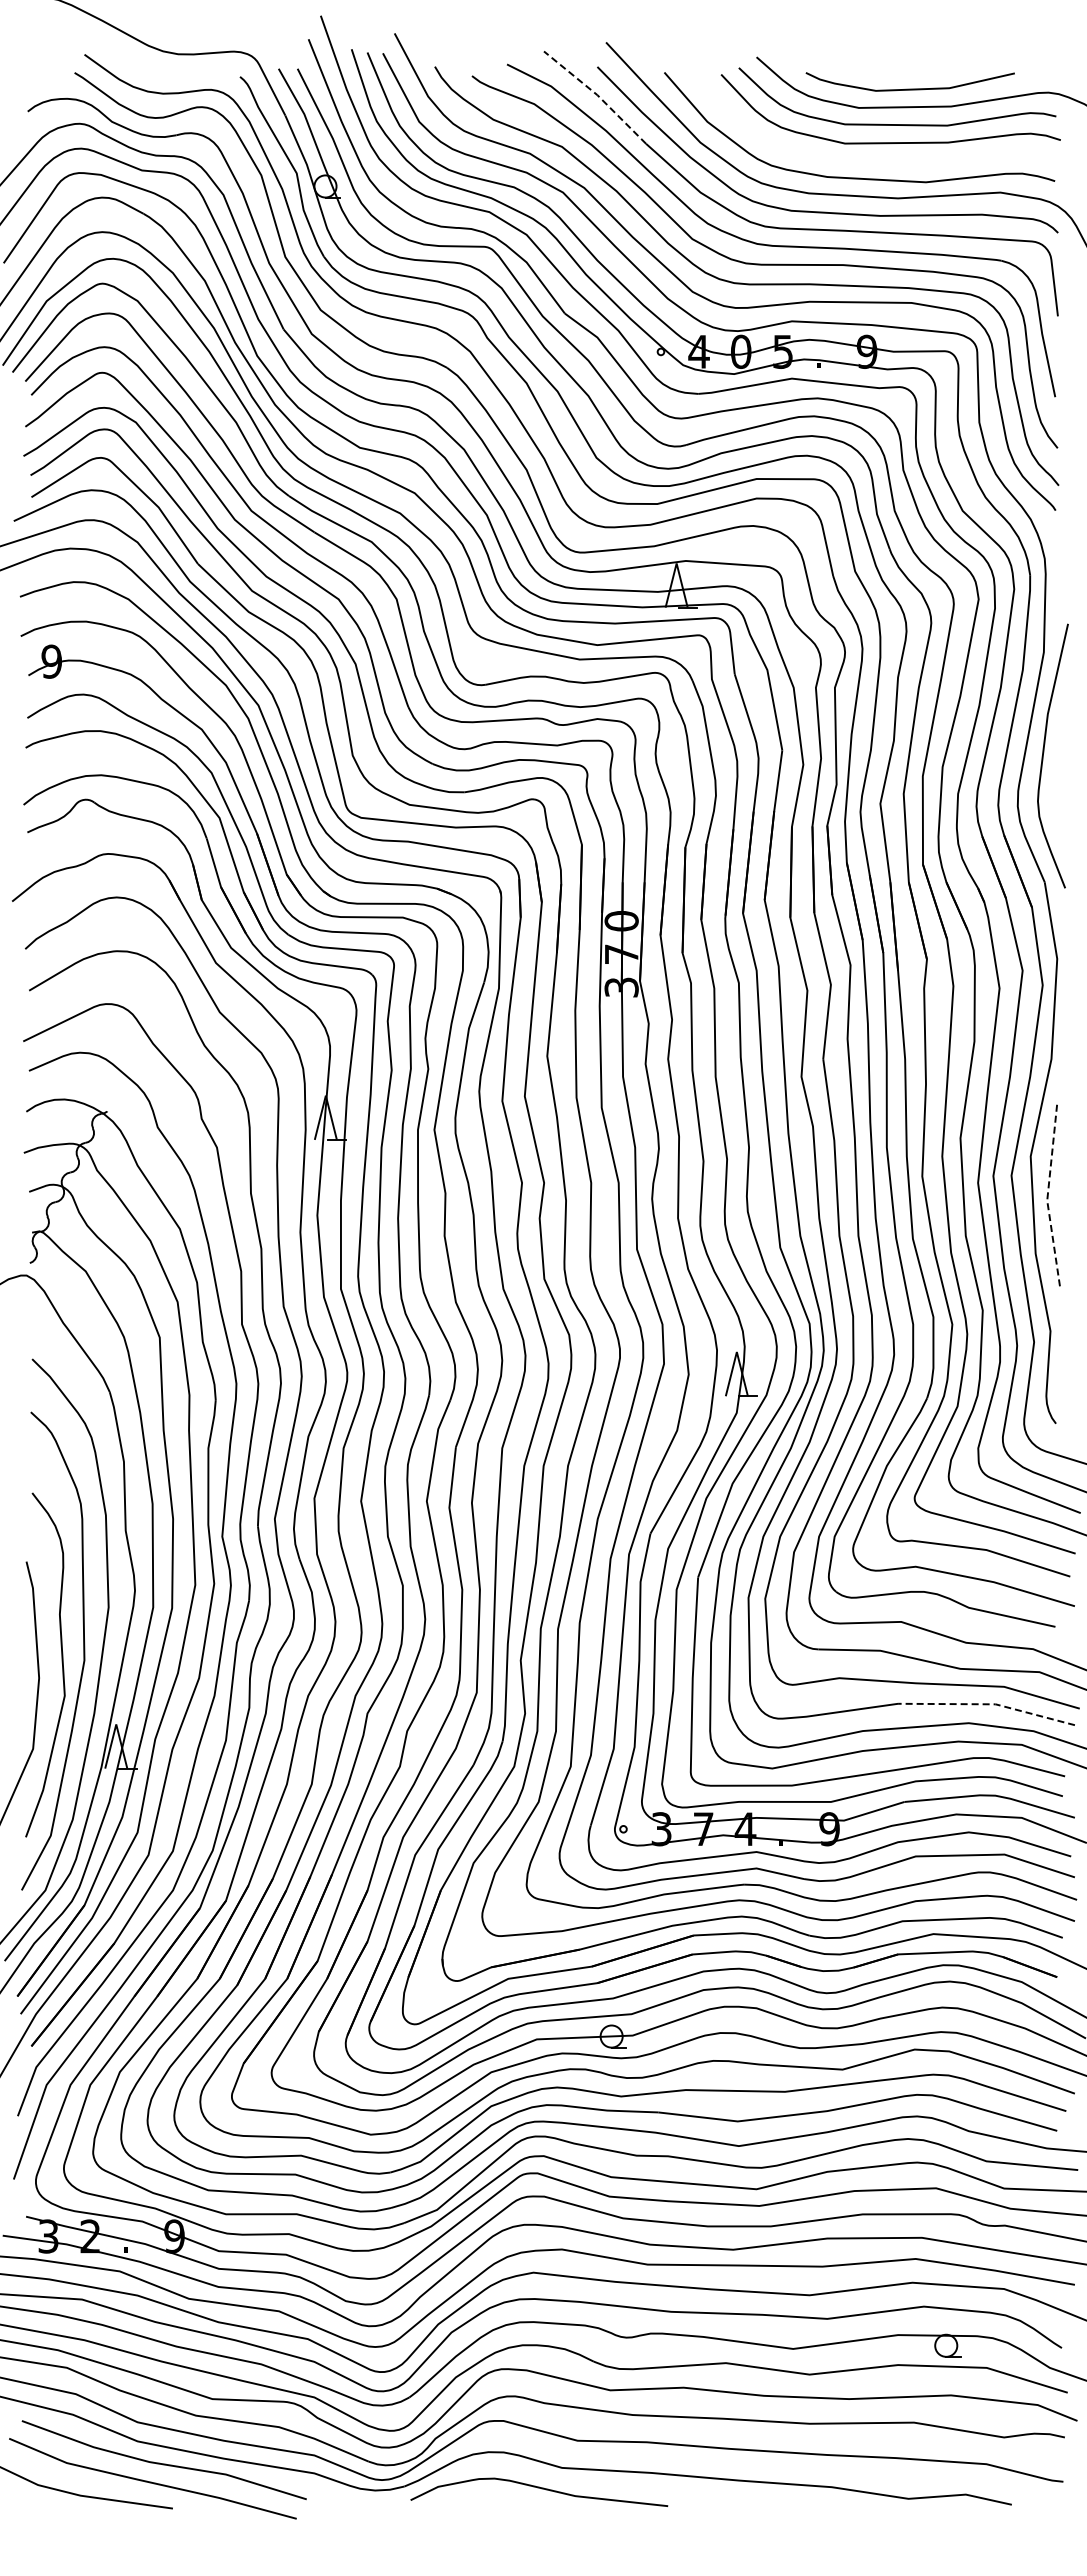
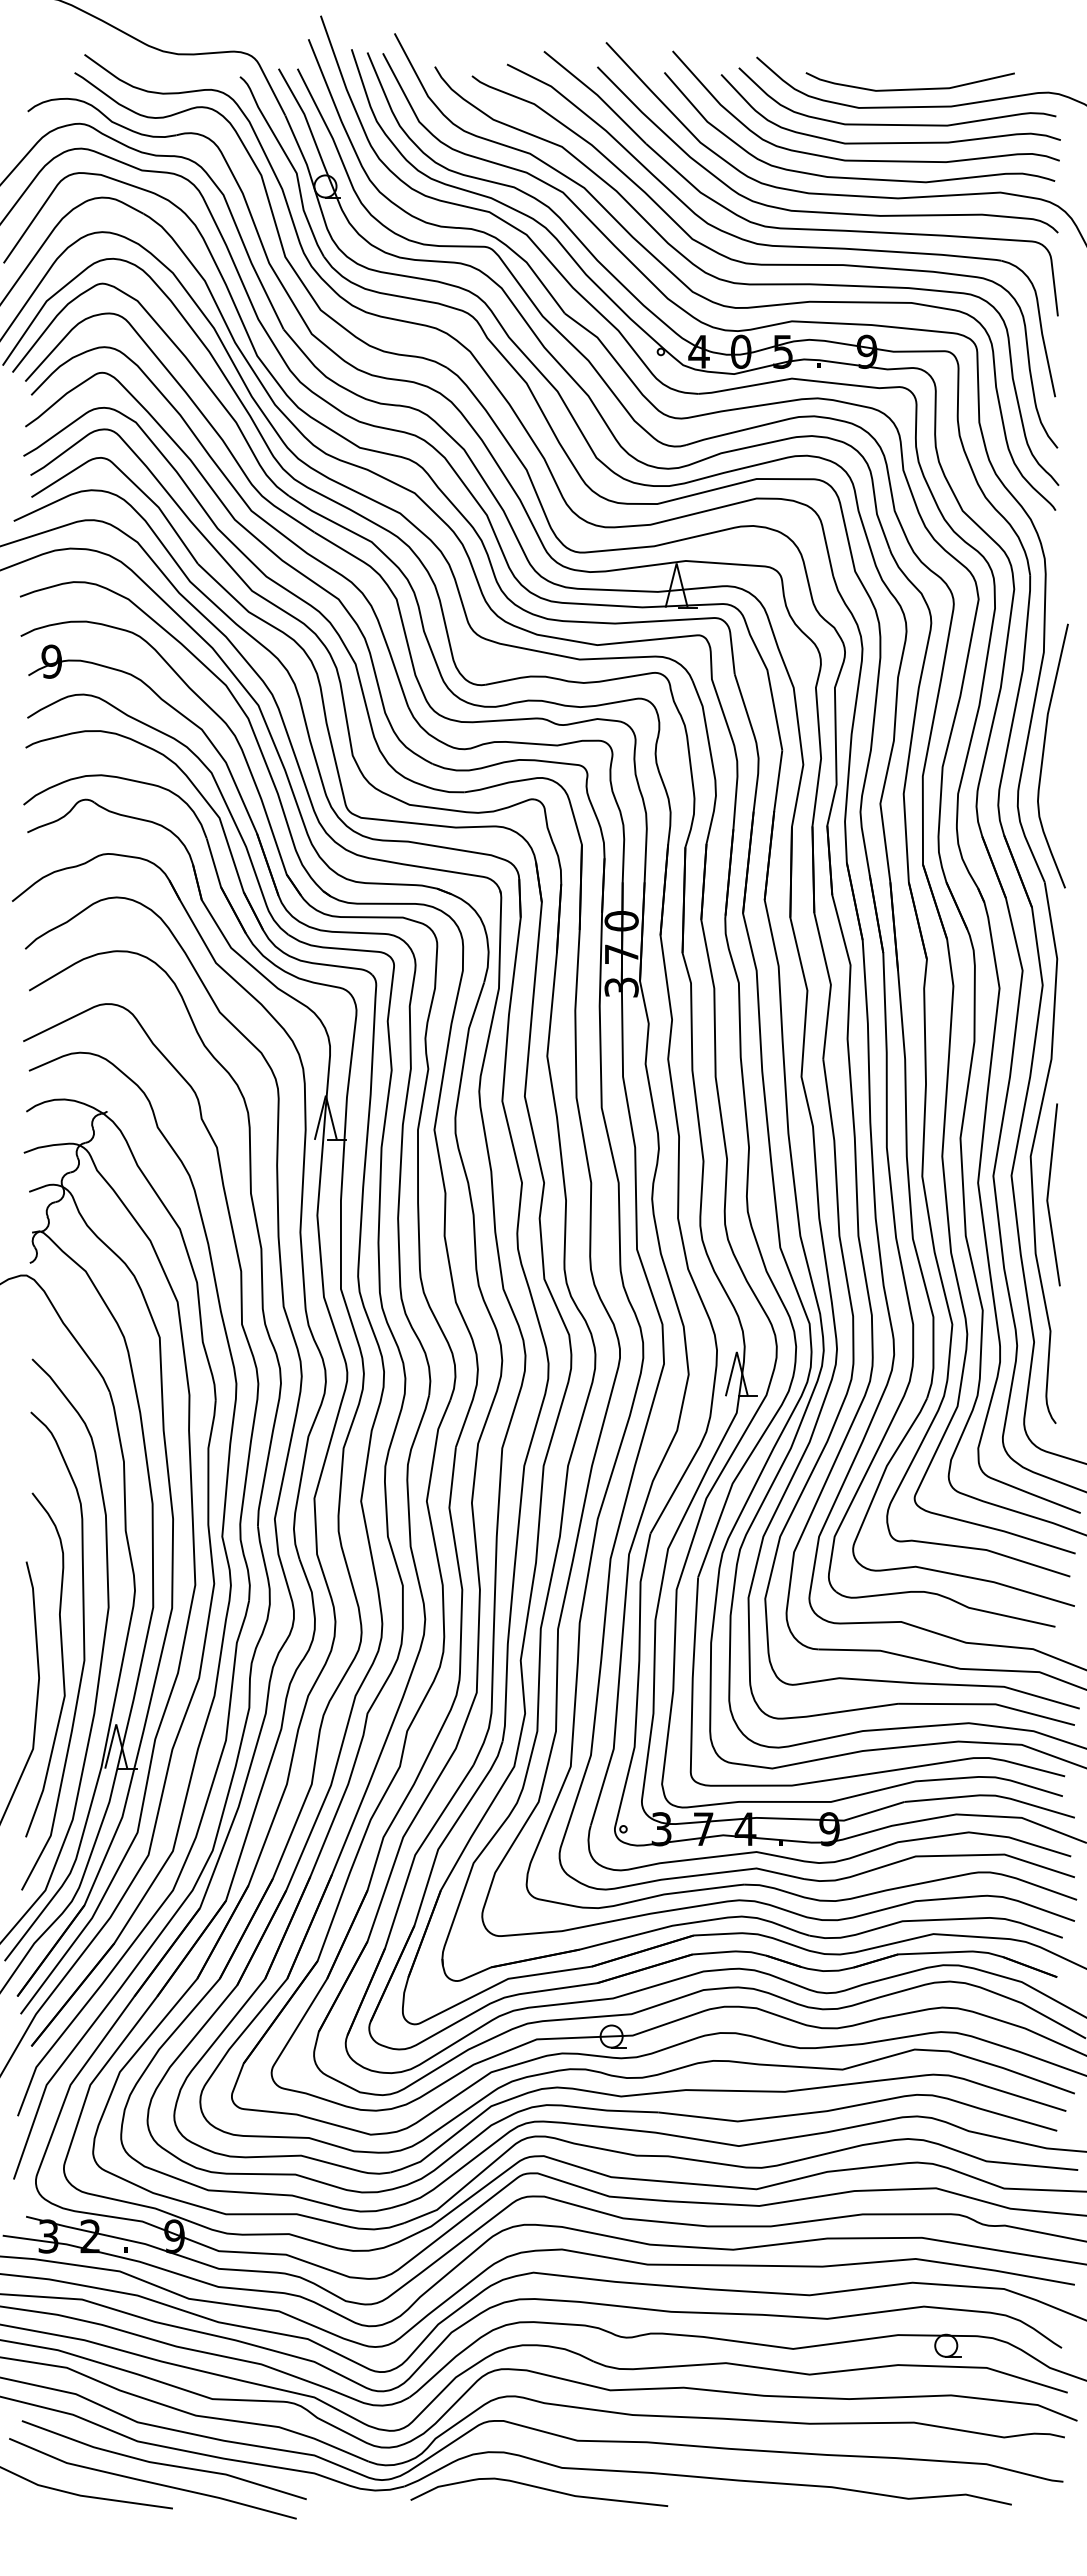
line: dashed -> solid (597, 95)
curve: none -> present (861, 159)
line: dashed -> solid (1047, 1195)
line: dashed -> solid (987, 1704)
